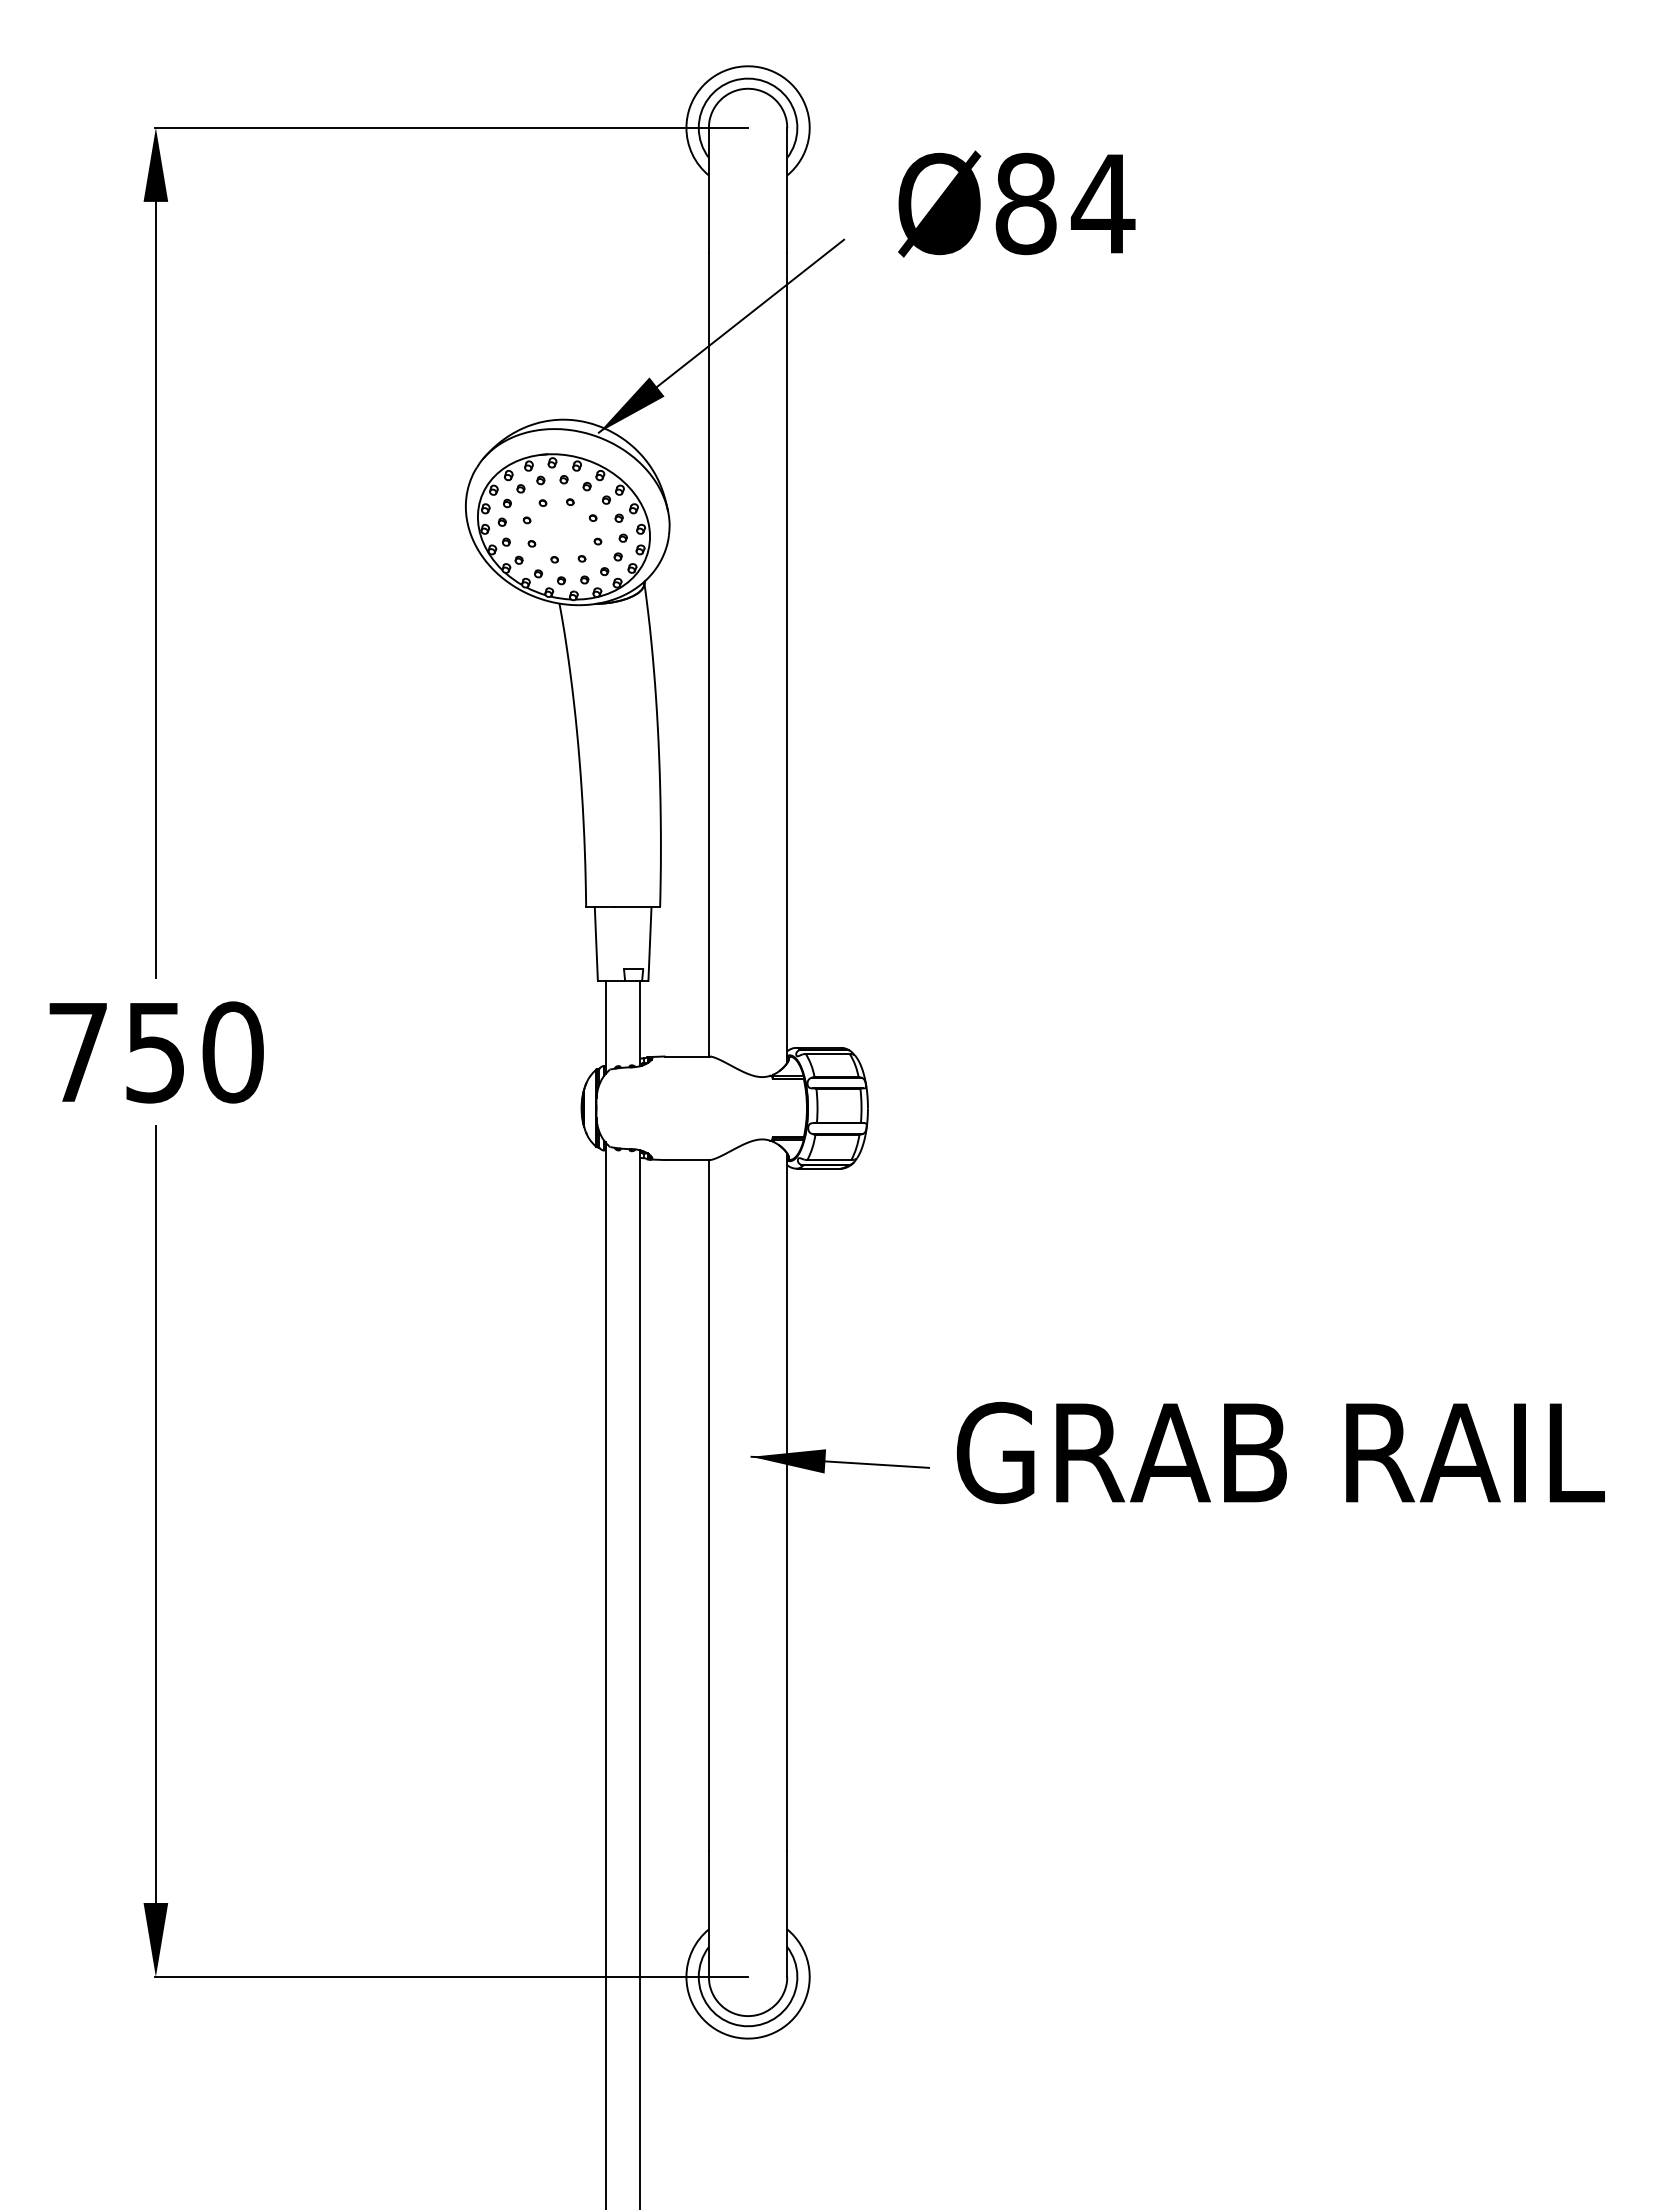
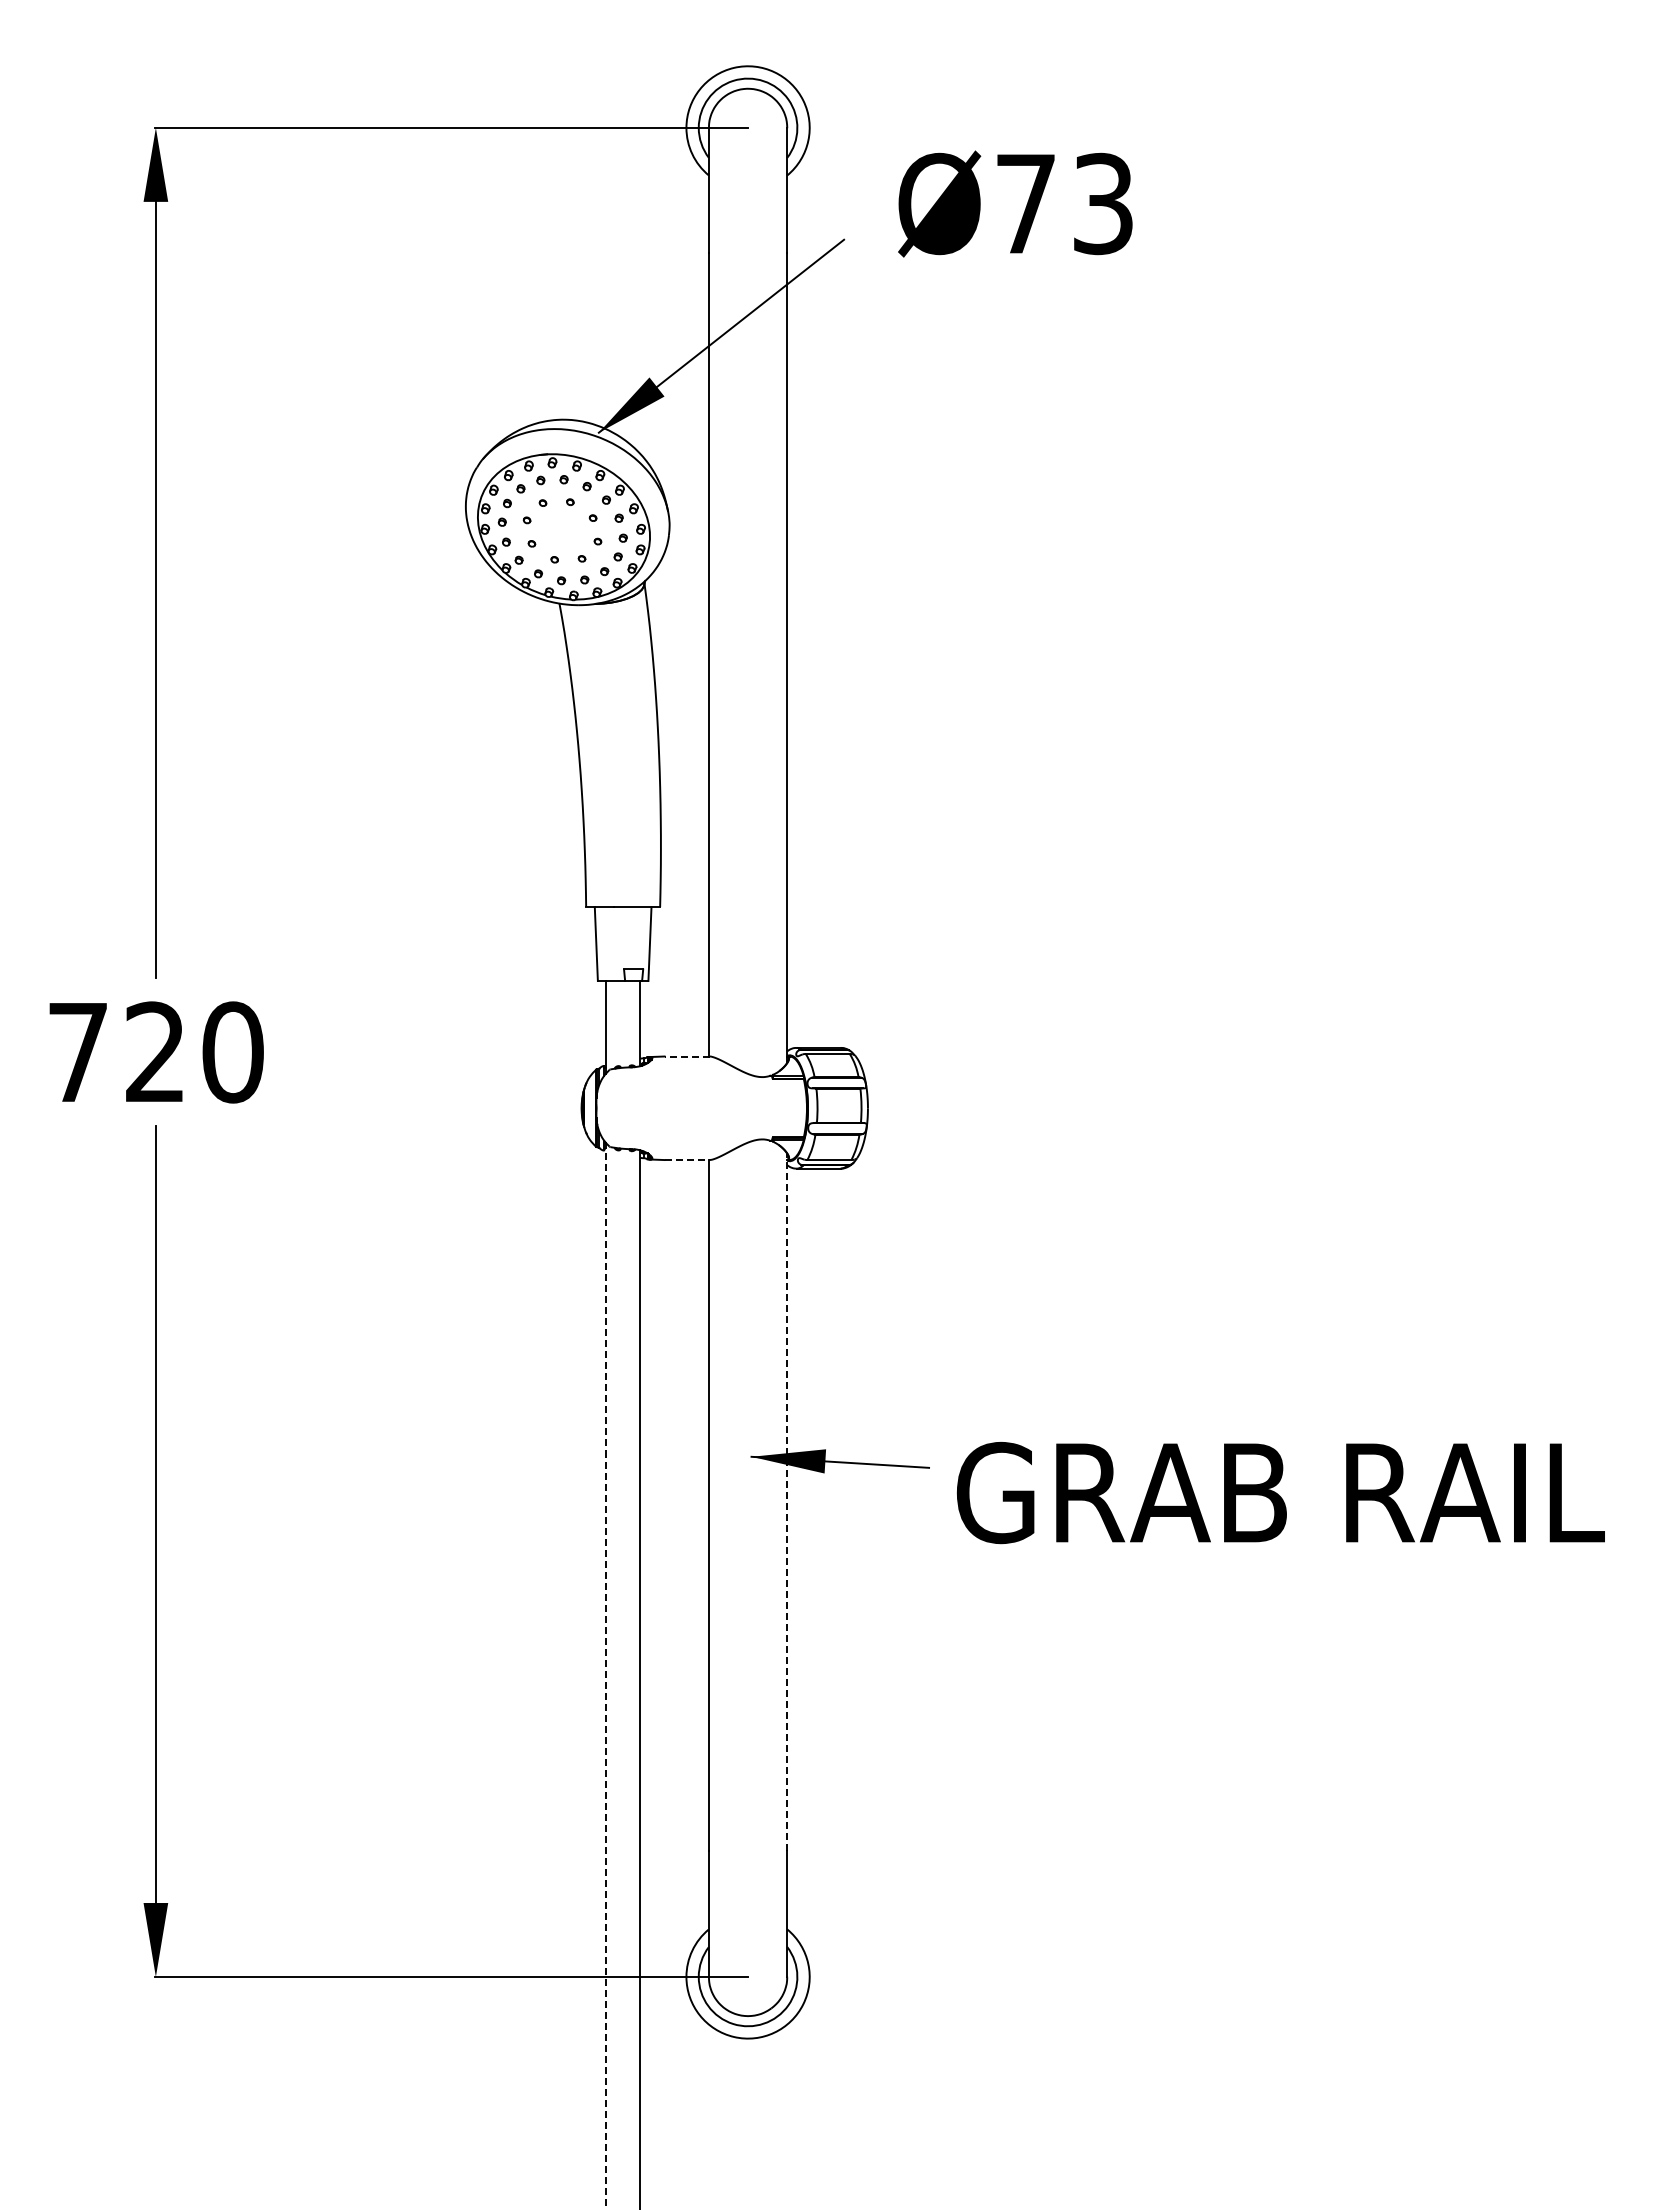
text: Ø84 -> Ø73 (1065, 203)
text: 750 -> 720 (154, 1052)
line: solid -> dashed (686, 1056)
line: solid -> dashed (687, 1160)
text position: (1280, 1453) -> (1280, 1493) (1280, 1493)
line: solid -> dashed (787, 1502)
line: solid -> dashed (605, 1676)
